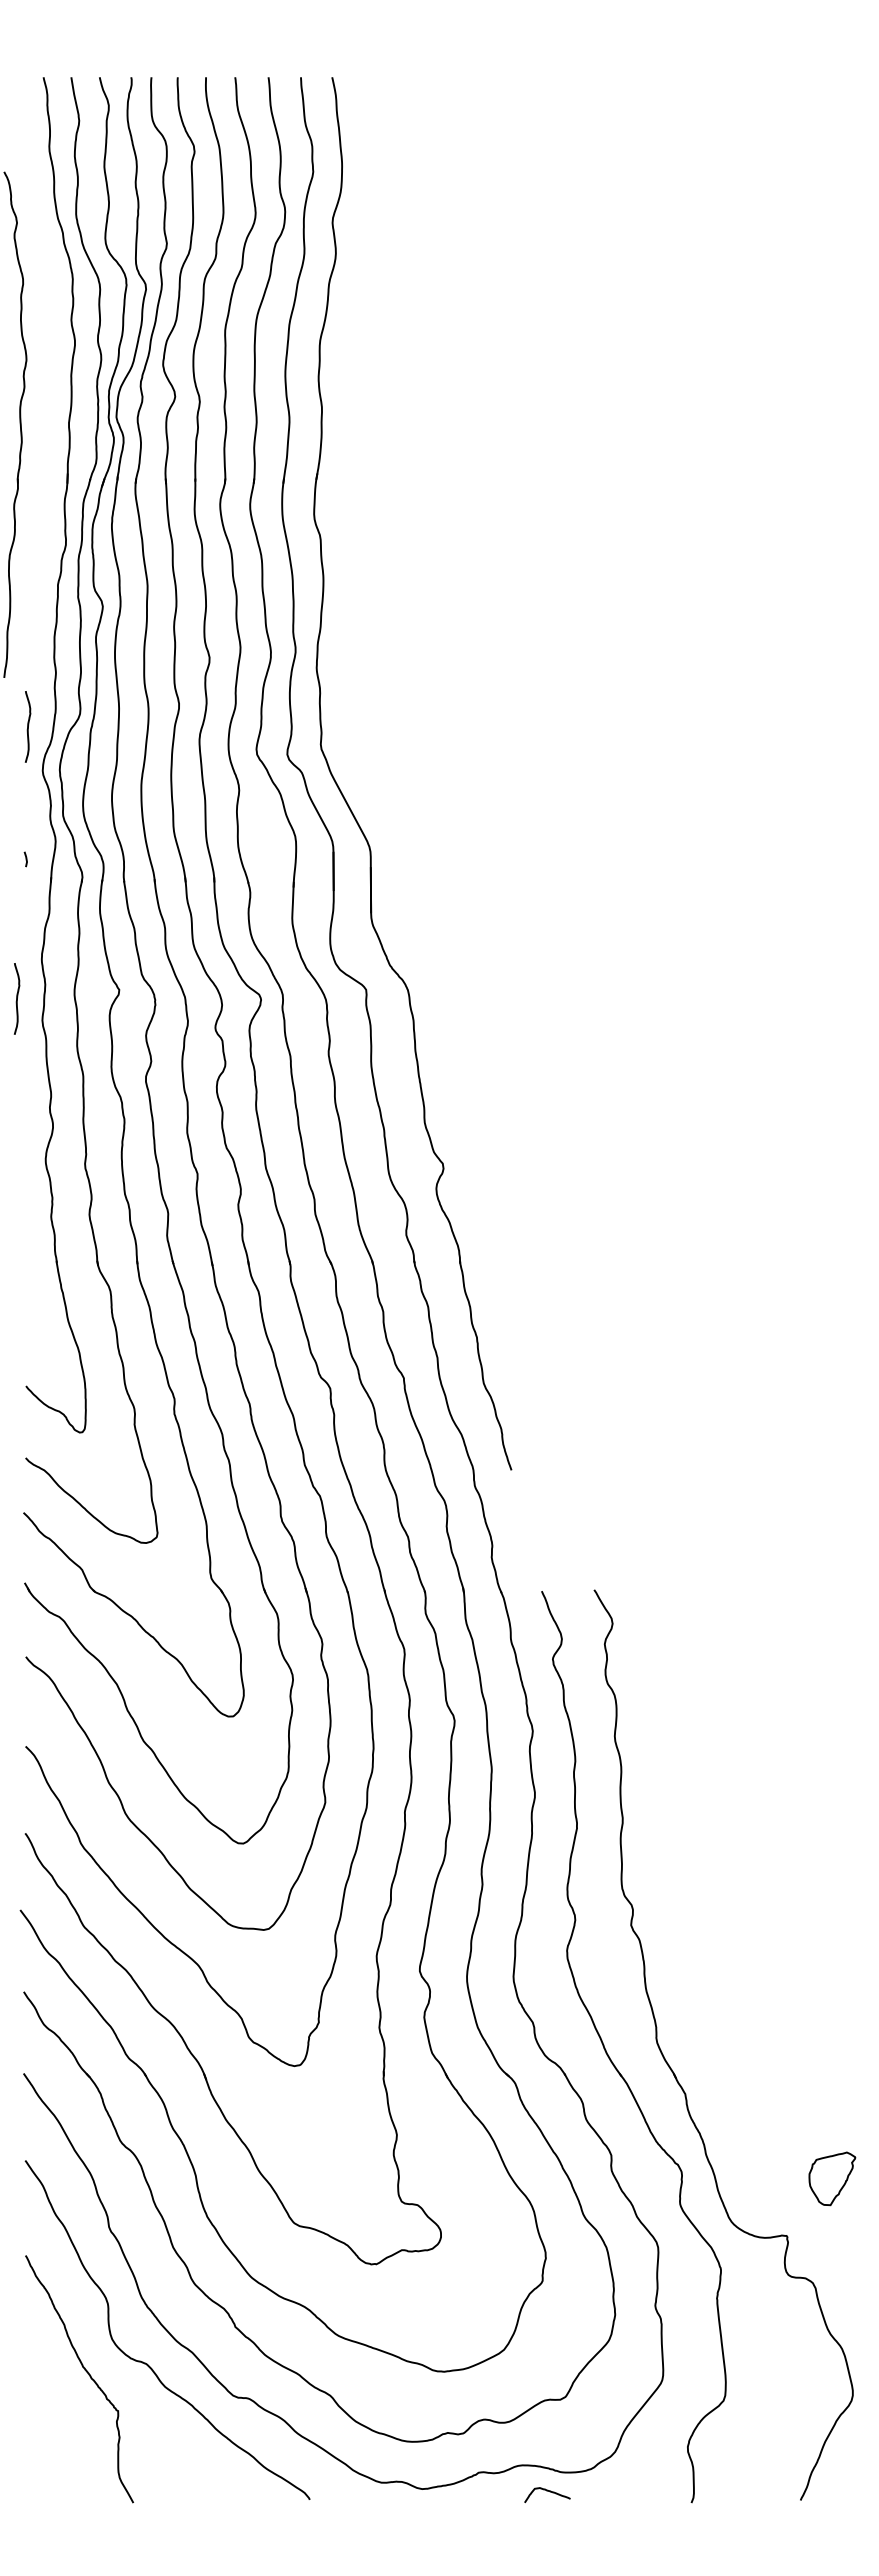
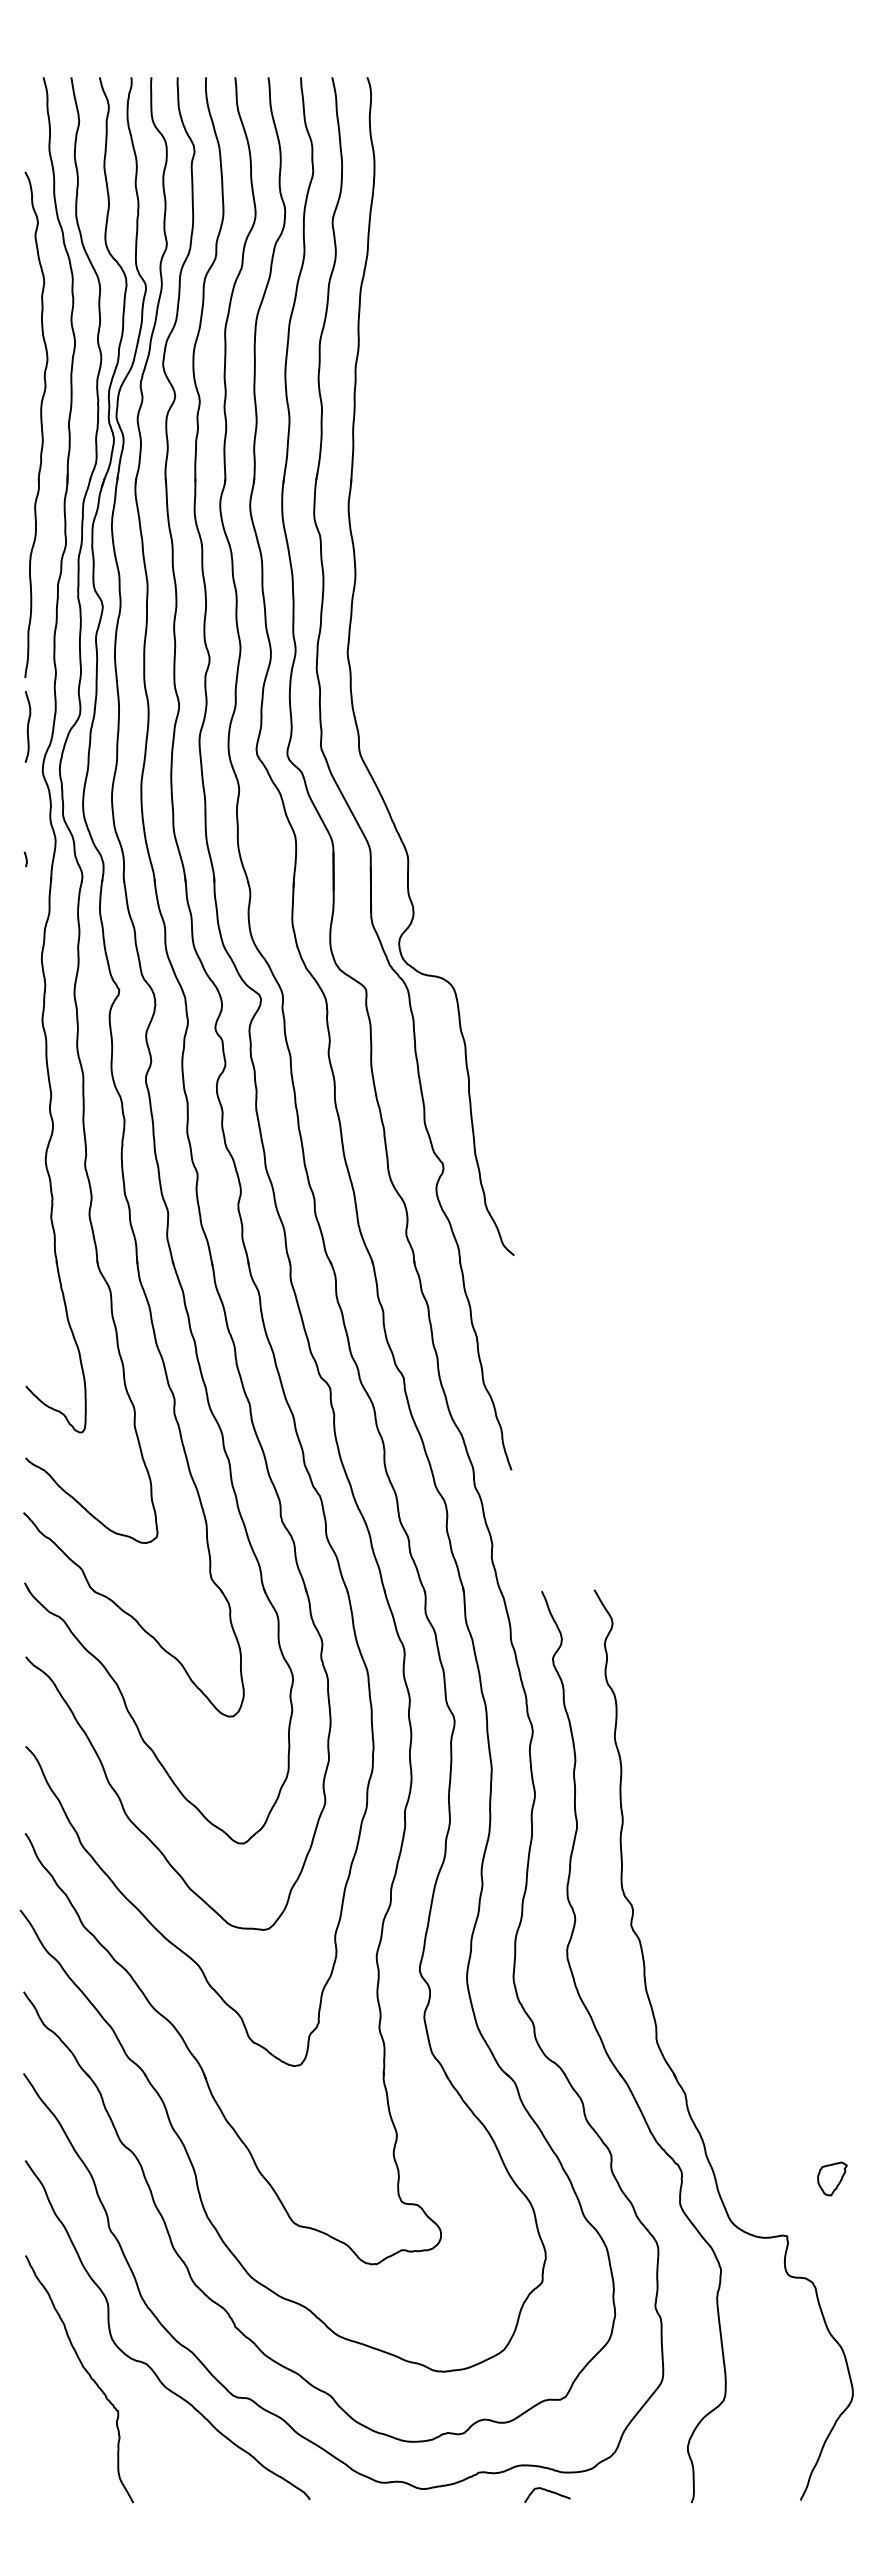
part position: (15, 424) -> (36, 424) (36, 424)
part: none -> present (351, 669)
curve: present -> none (16, 998)
part size: 49x56 px -> 31x36 px (832, 2178)
